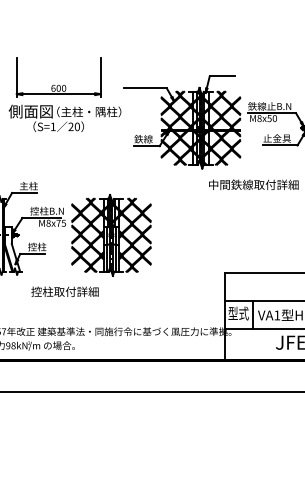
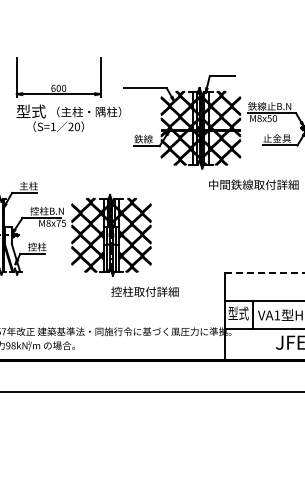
text: 側面図 -> 型式 (30, 111)
line: solid -> dashed (264, 273)
text position: (64, 291) -> (144, 291) (144, 291)
